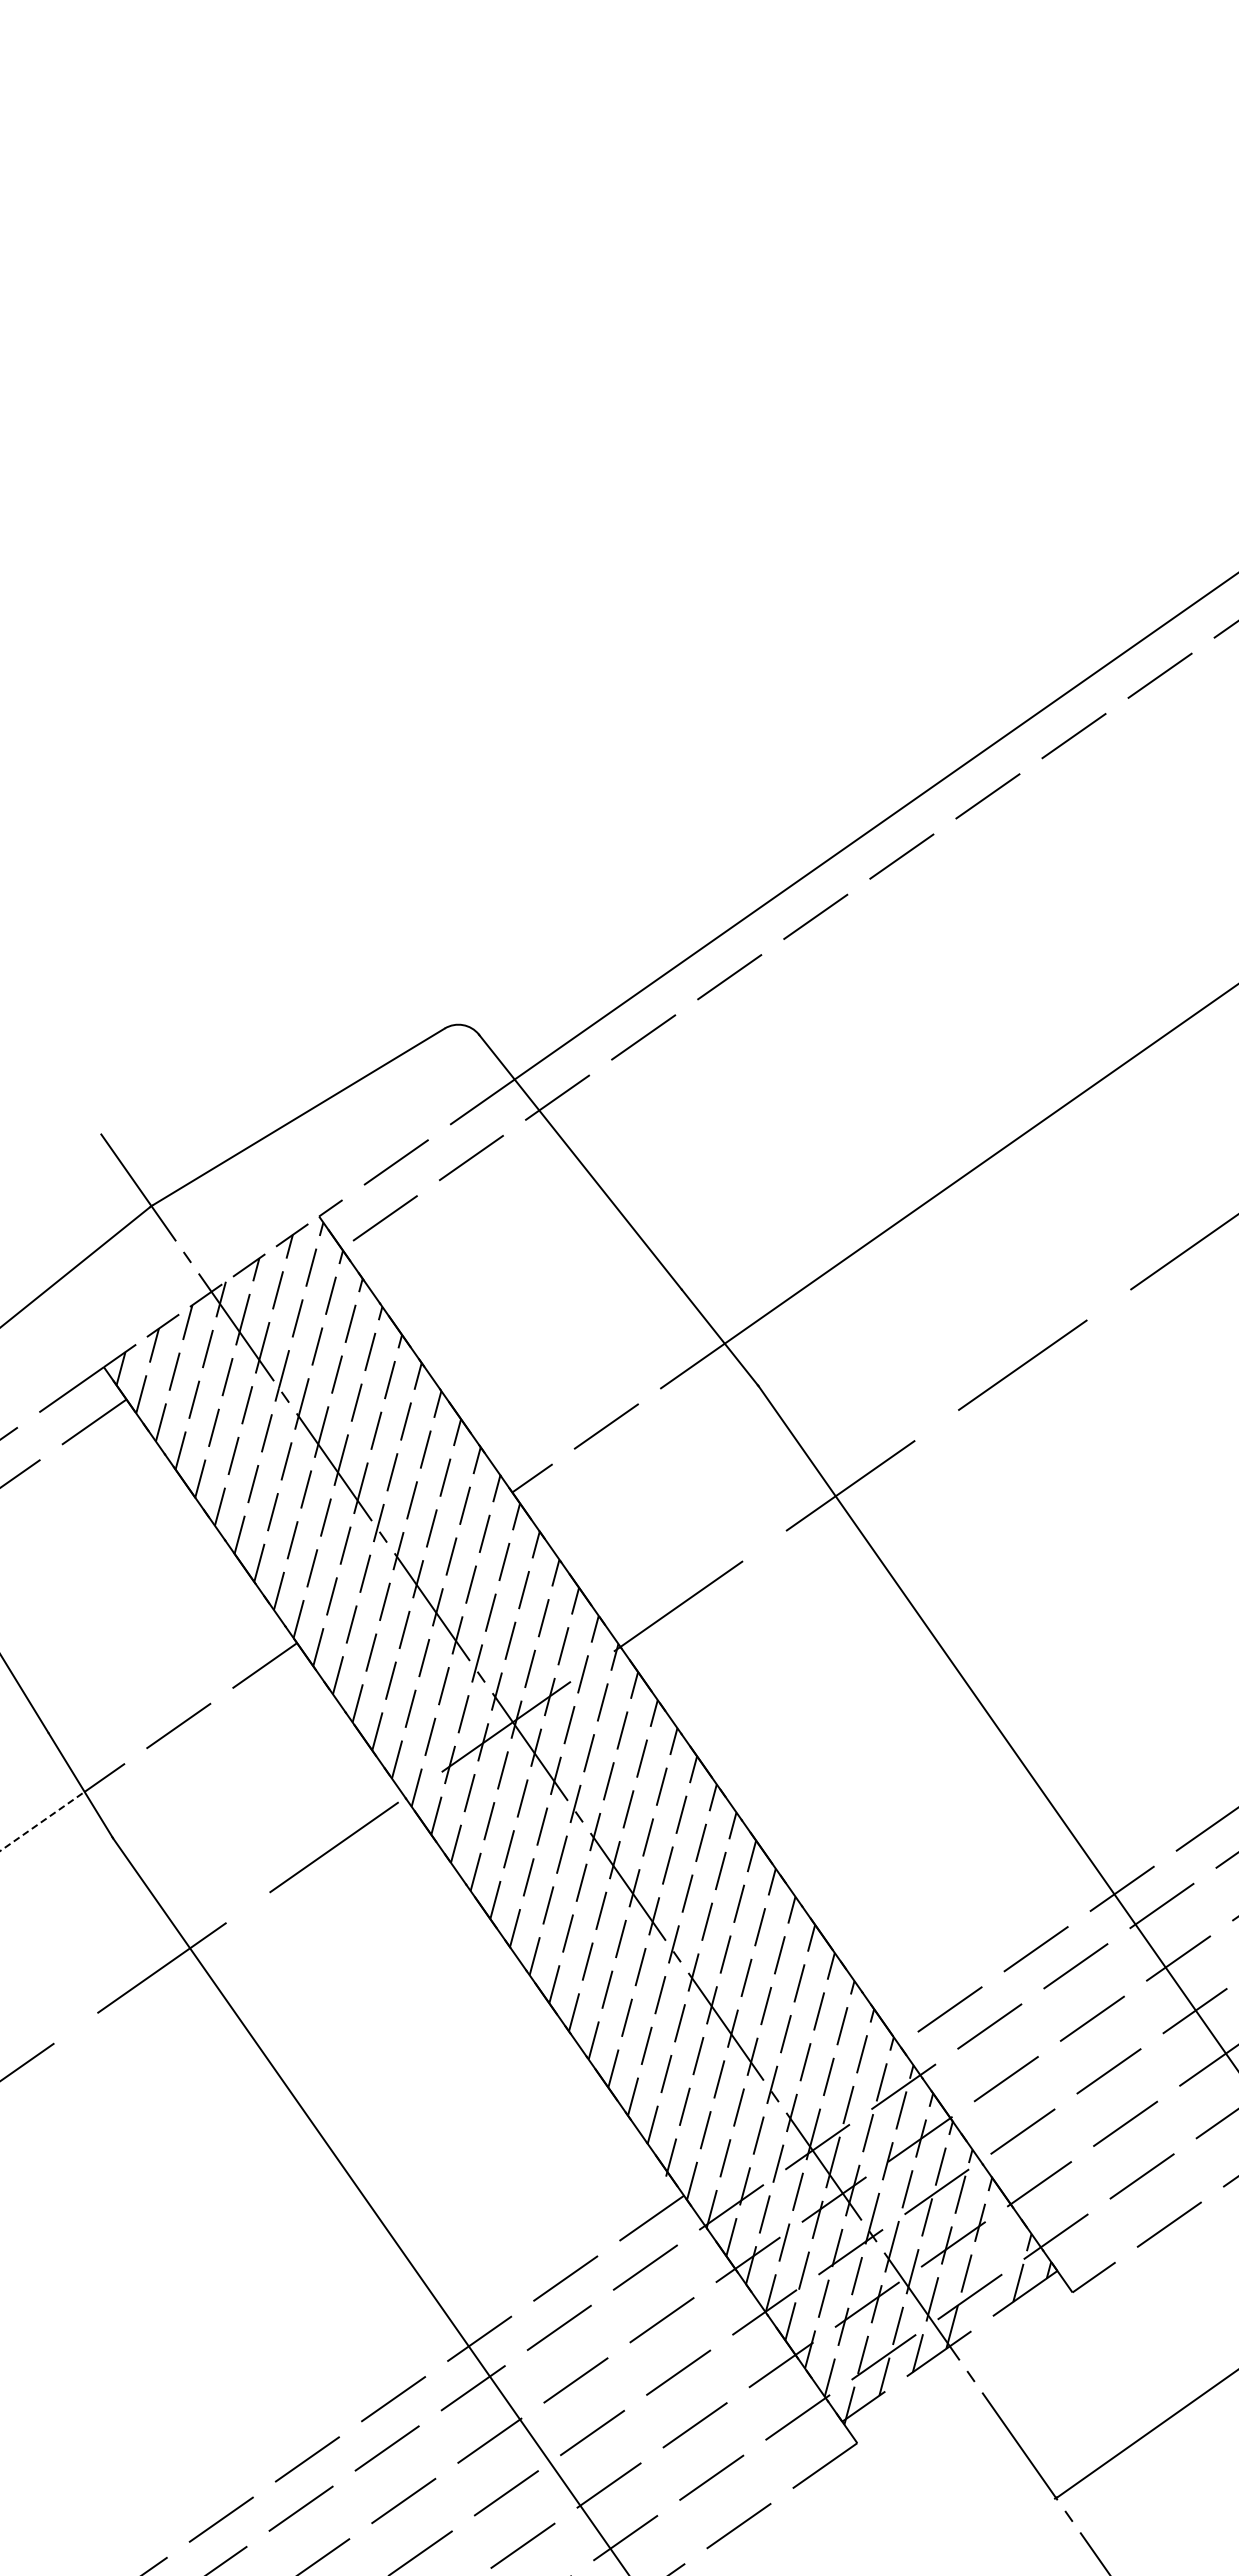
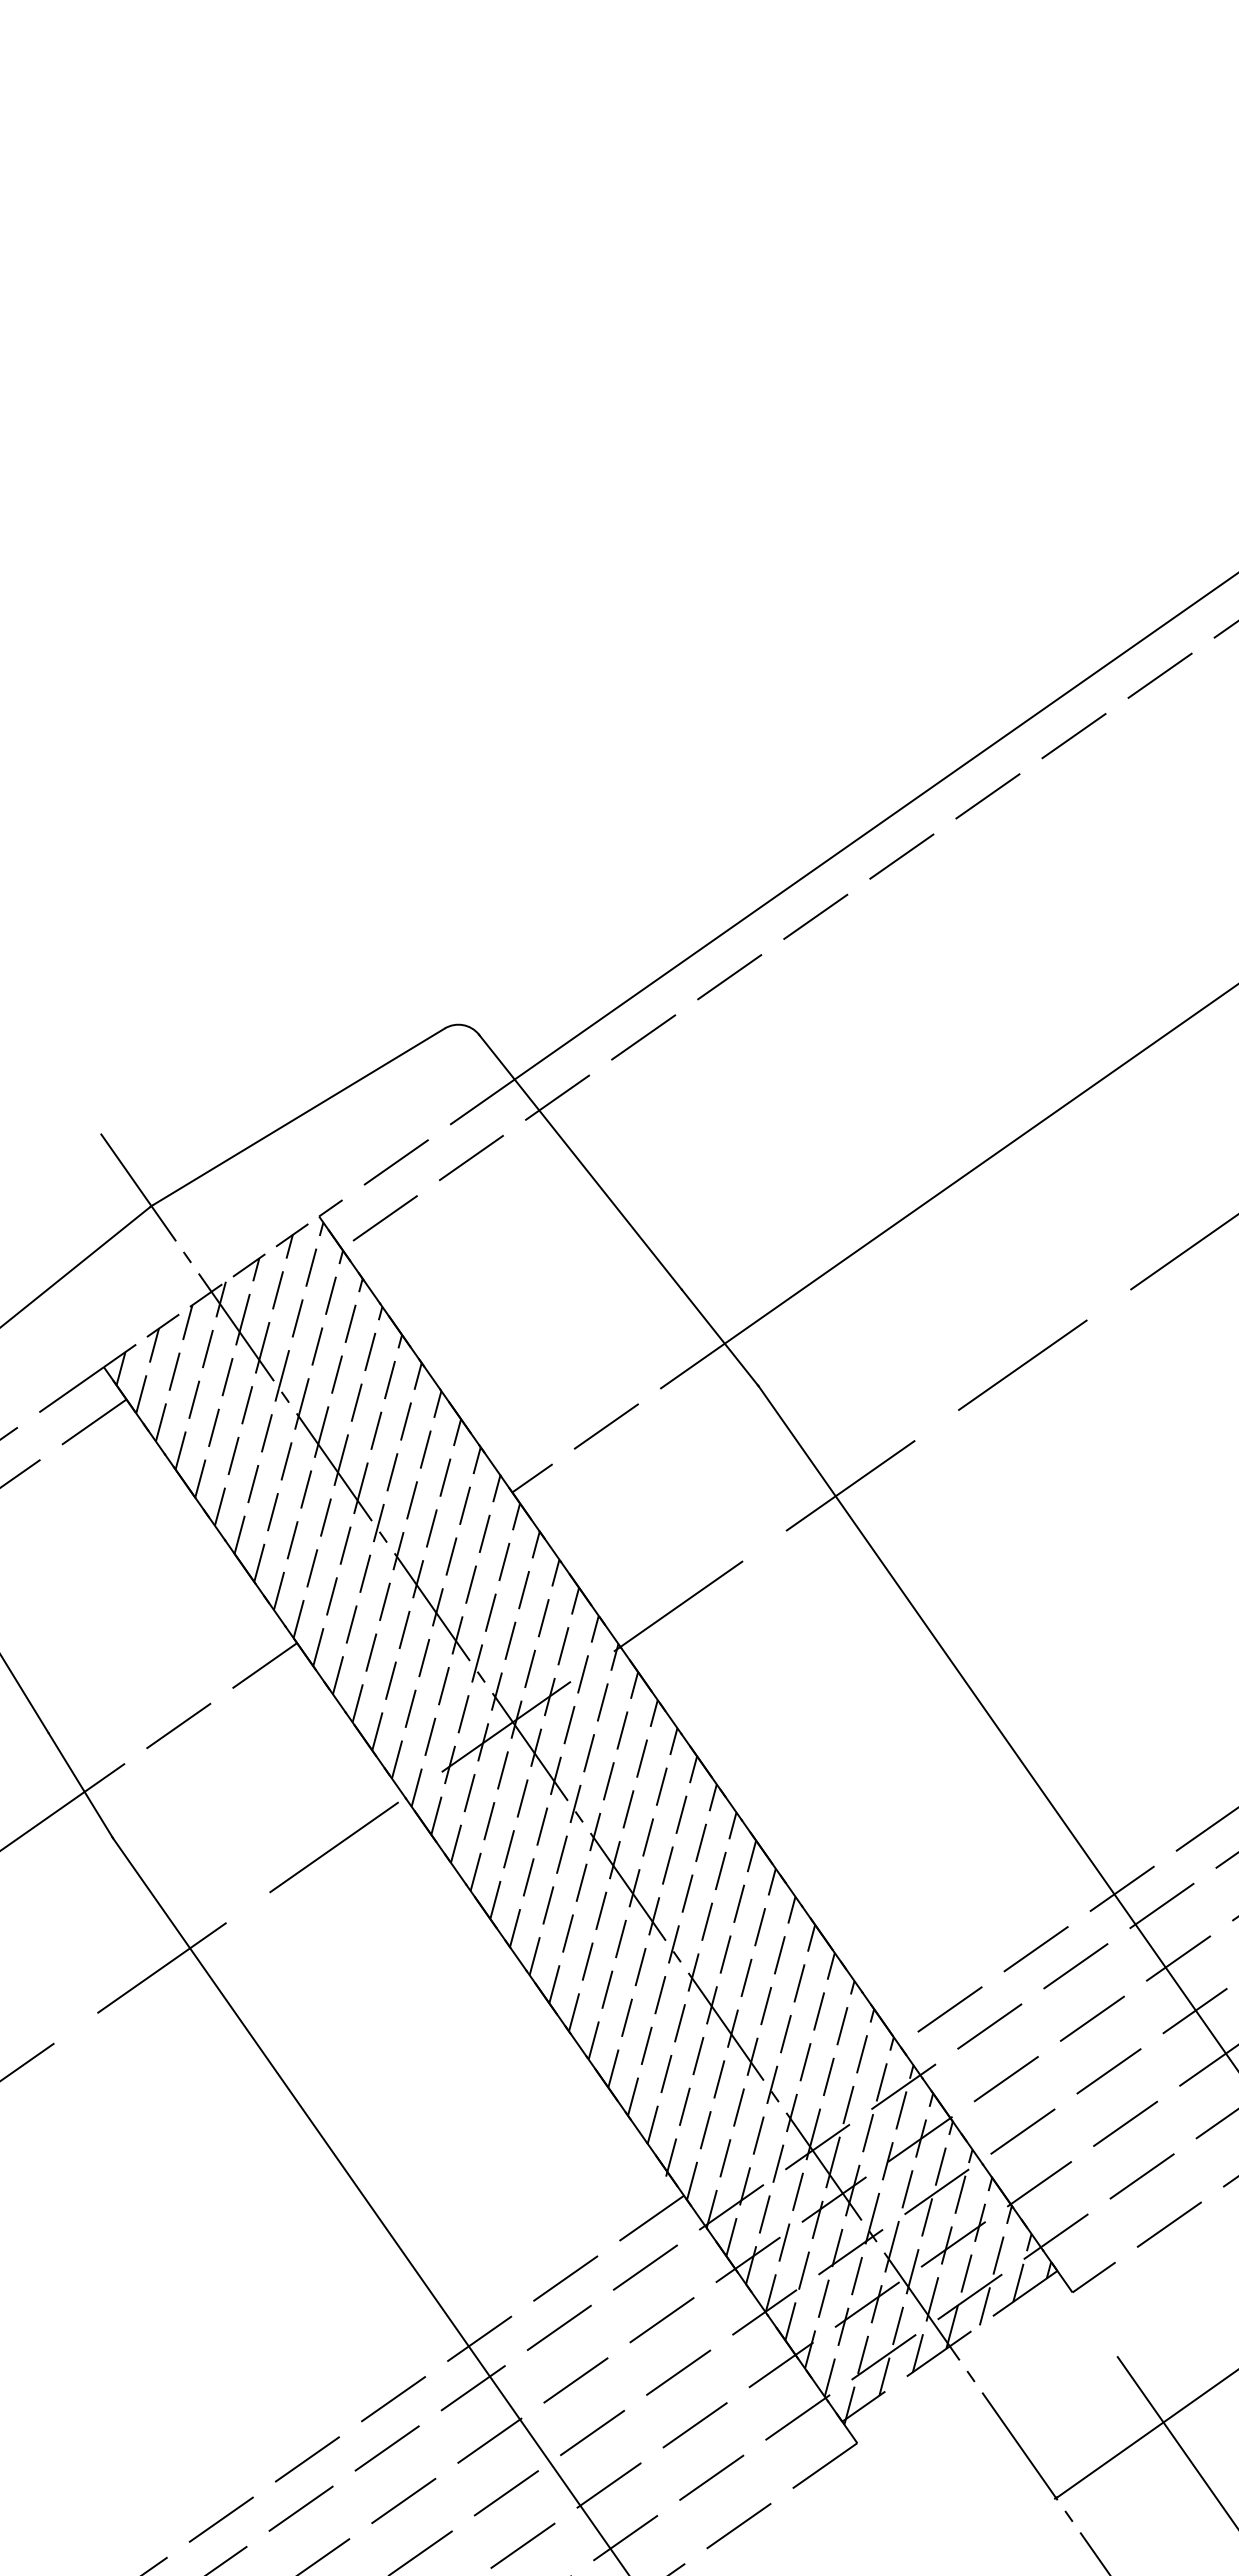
line: dashed -> solid (43, 1821)
line: none -> present (995, 2265)
line: none -> present (1176, 2441)
